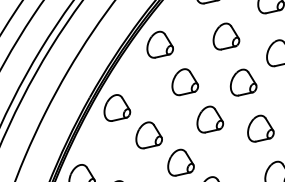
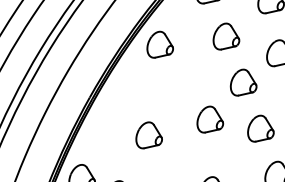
part: present -> none (185, 82)
part: present -> none (117, 107)
part: present -> none (180, 162)
